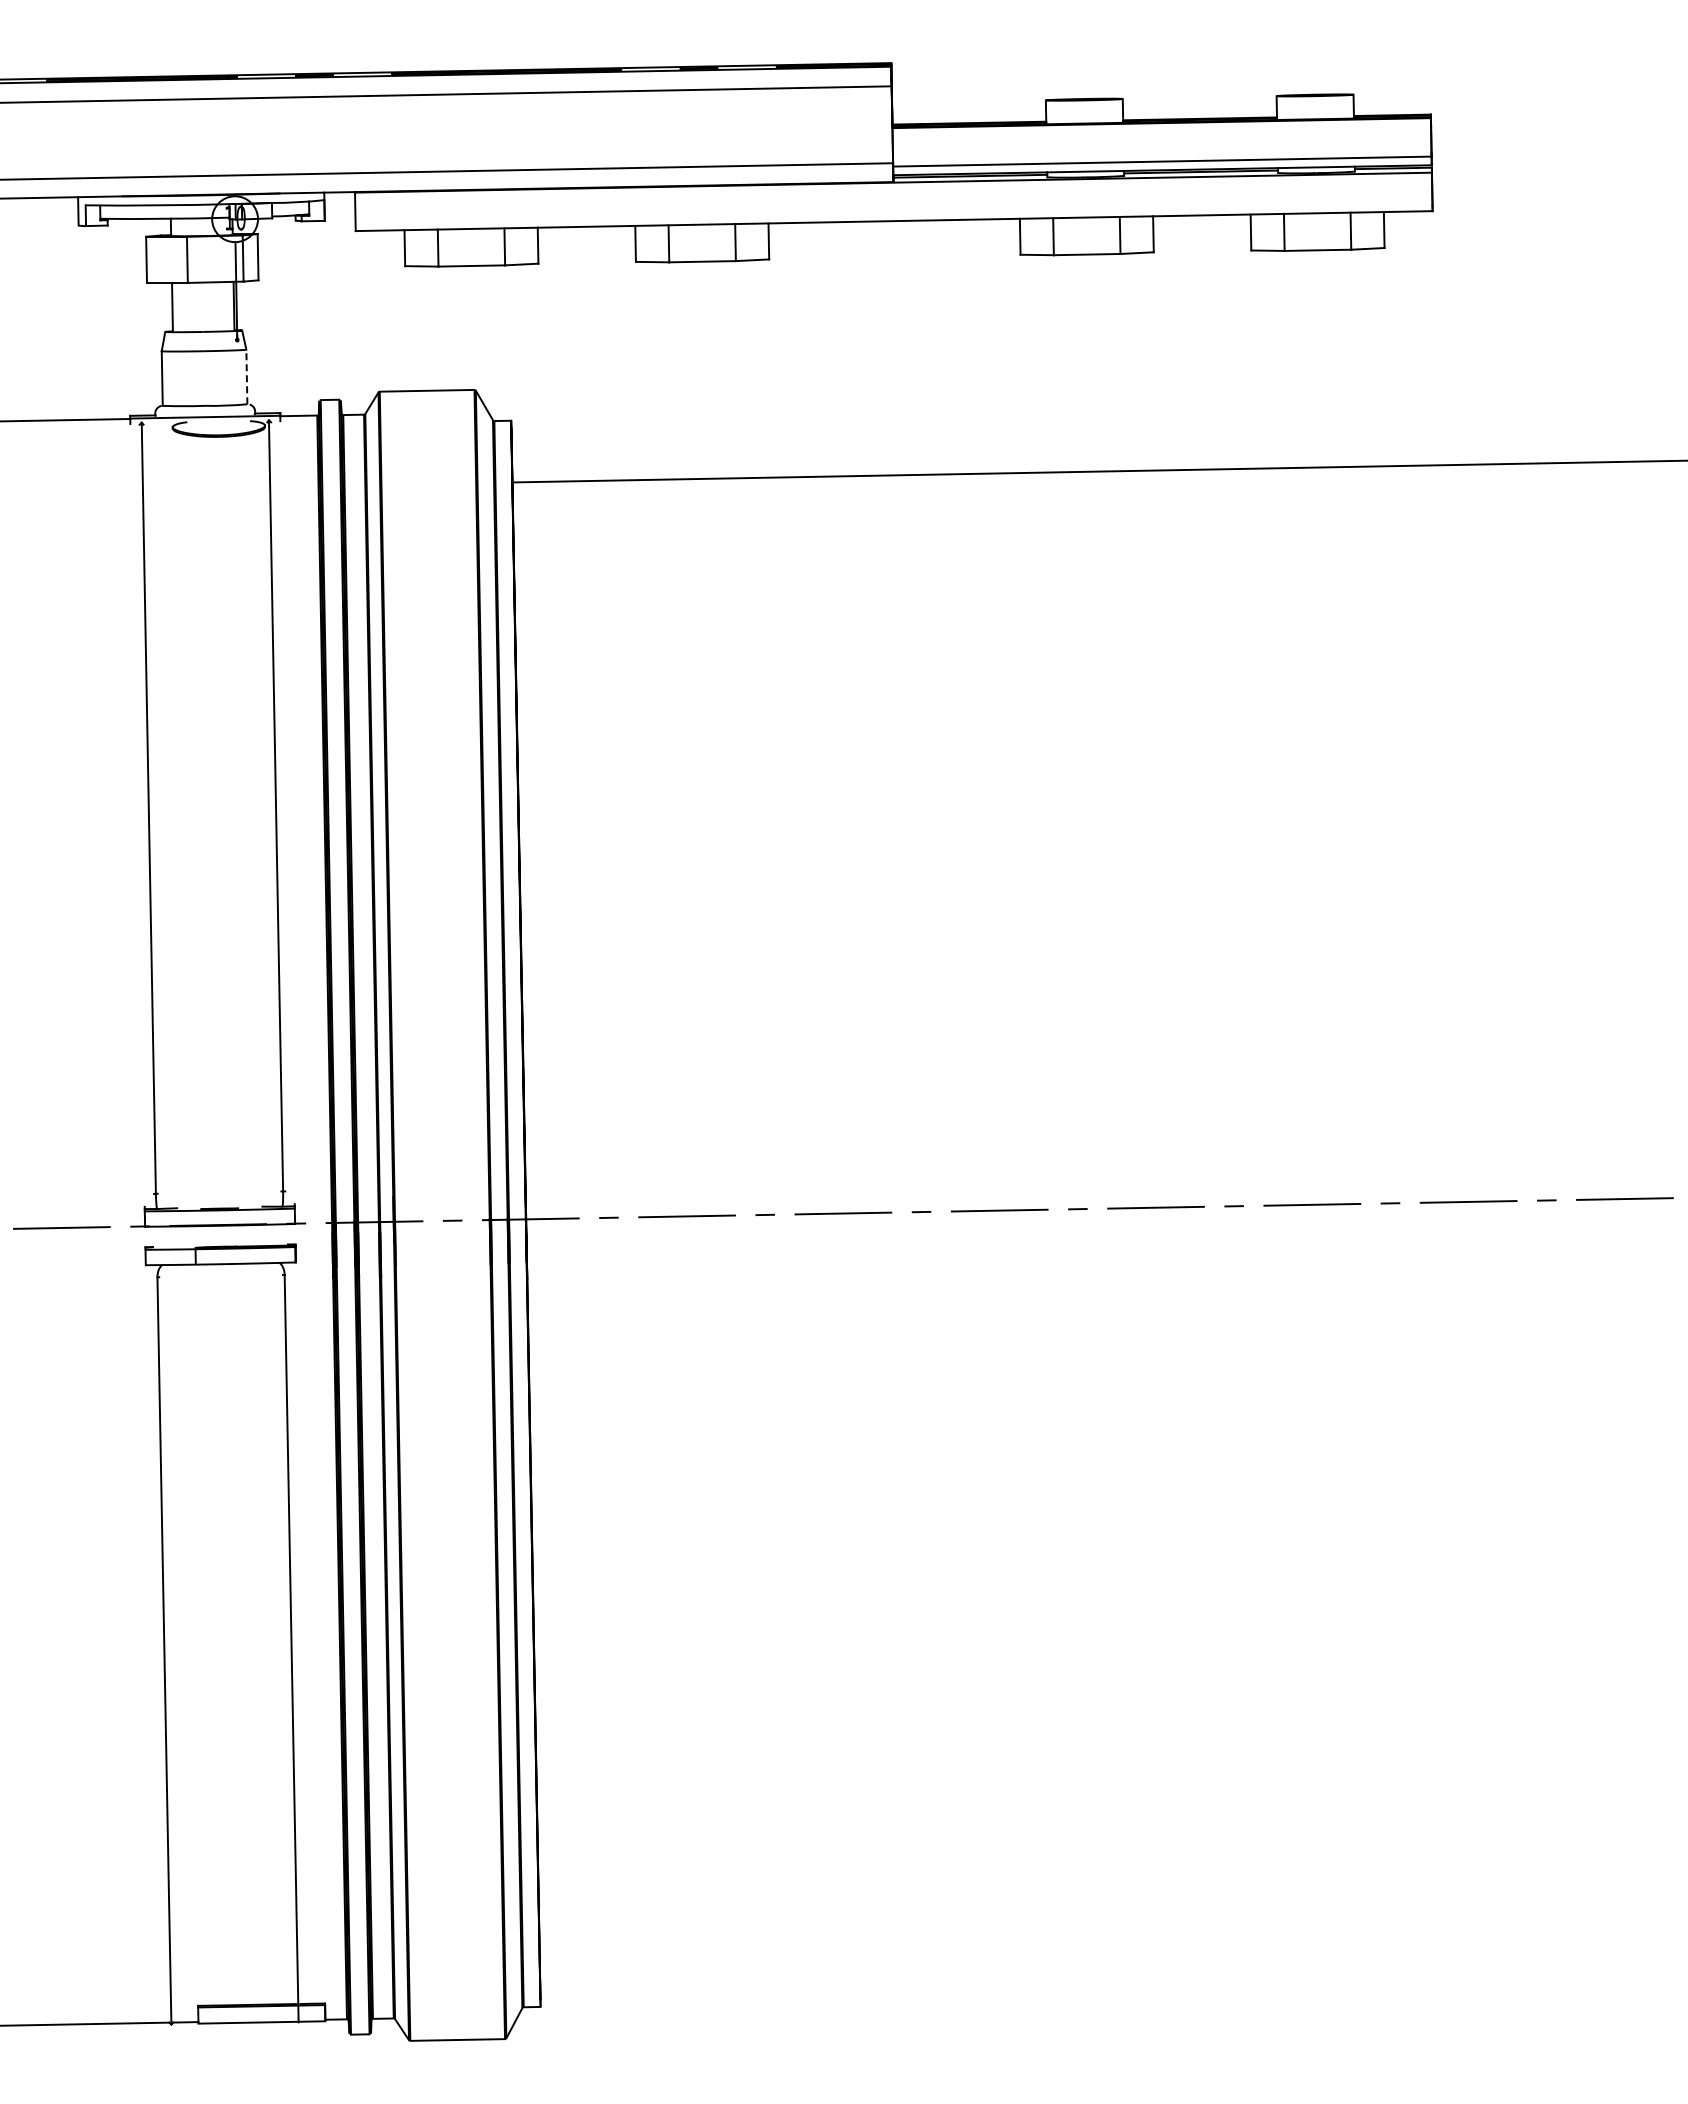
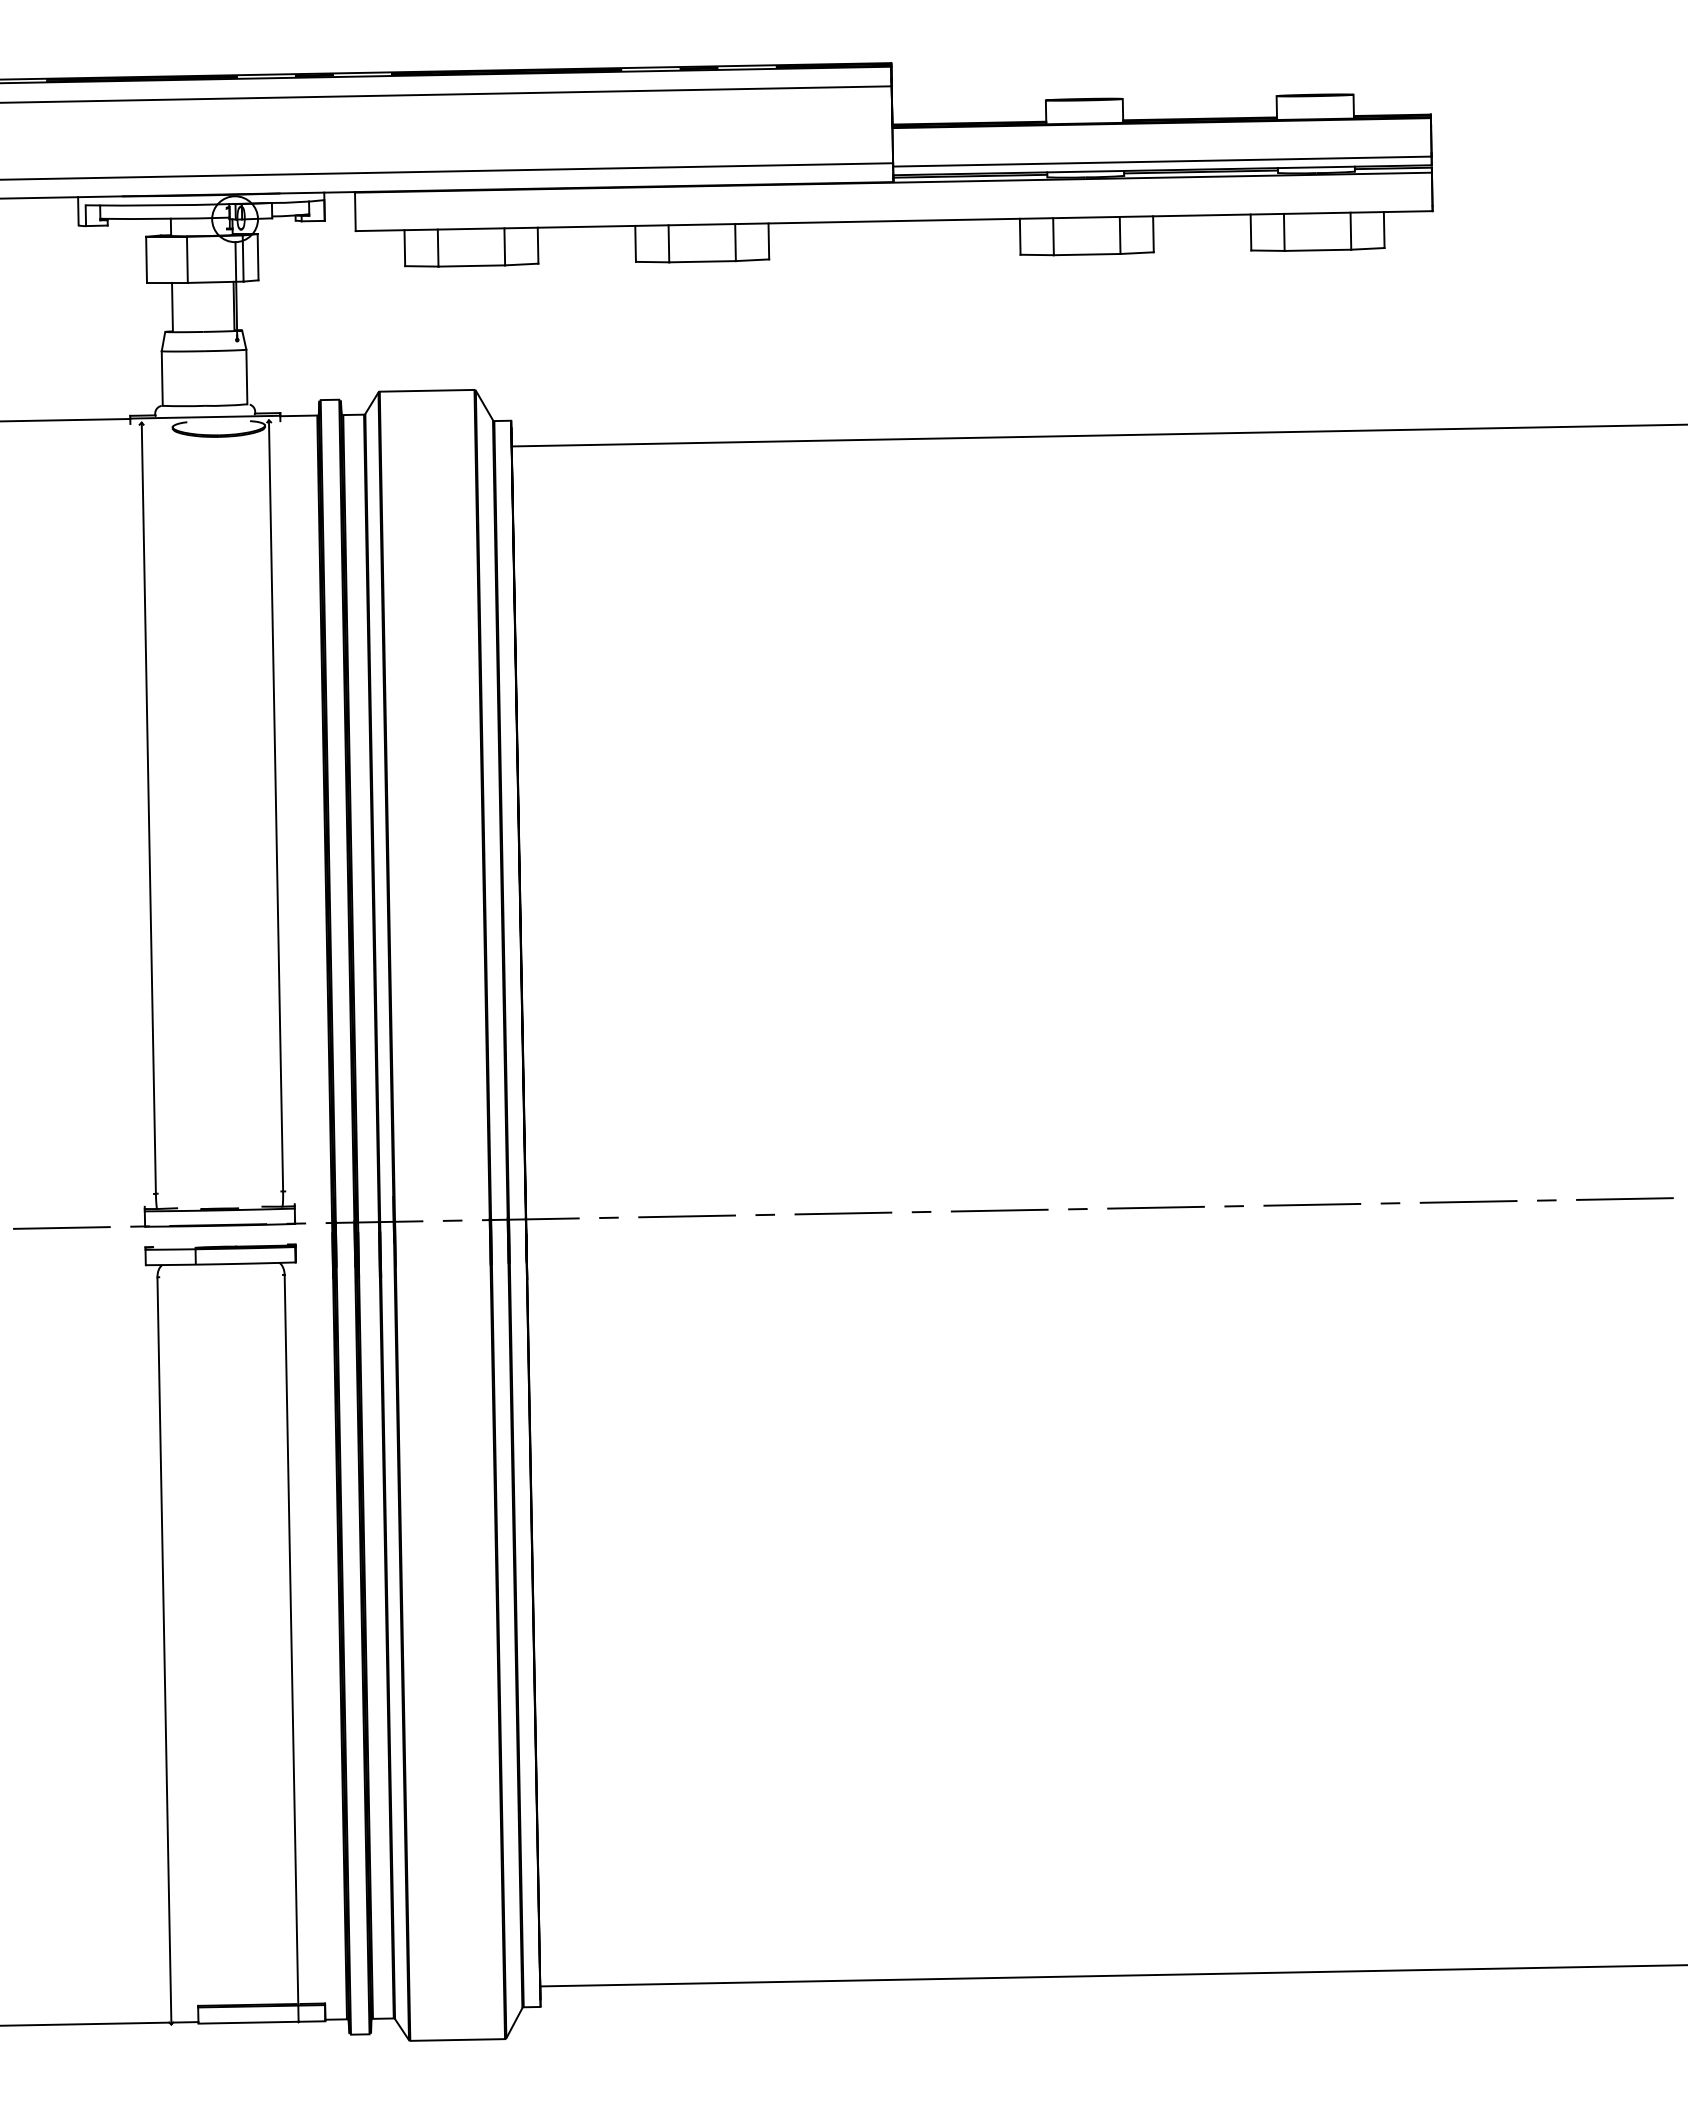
line: dashed -> solid (246, 376)
line position: (1098, 471) -> (1097, 435) (1097, 435)
line: none -> present (1112, 1975)
